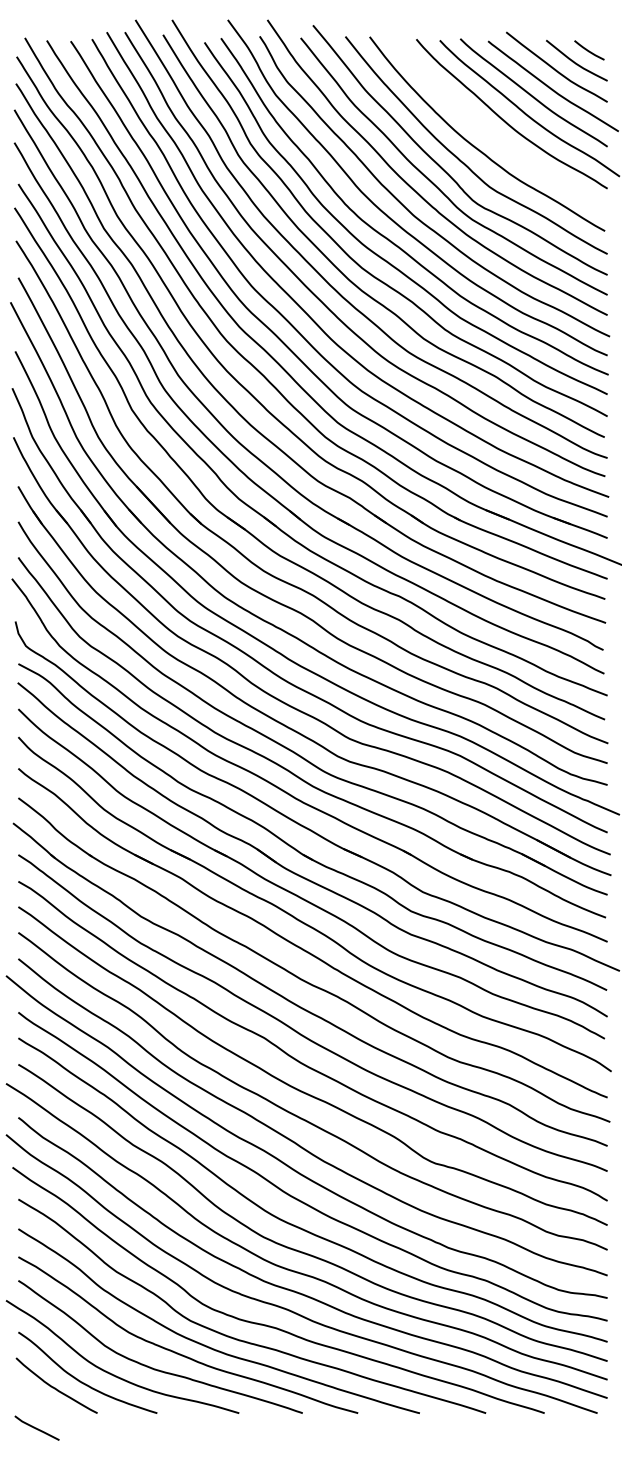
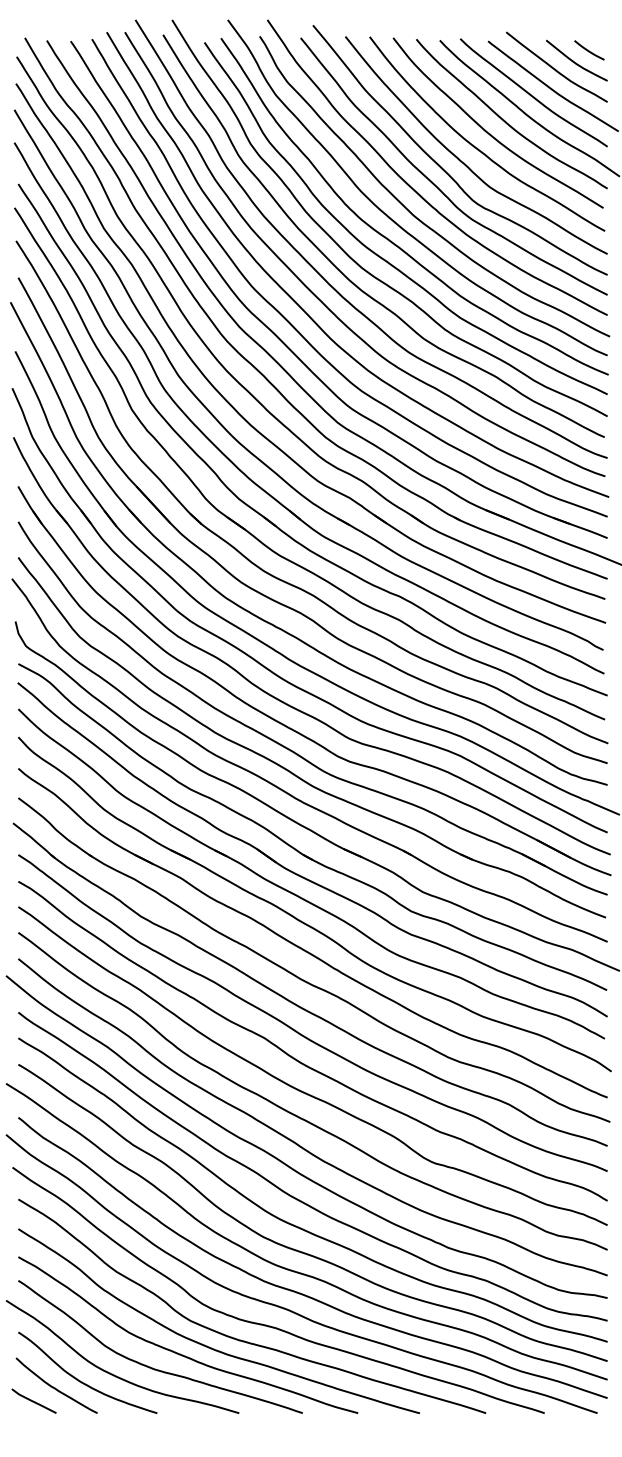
curve: none -> present (490, 133)
curve position: (36, 1427) -> (33, 1400) (33, 1400)
